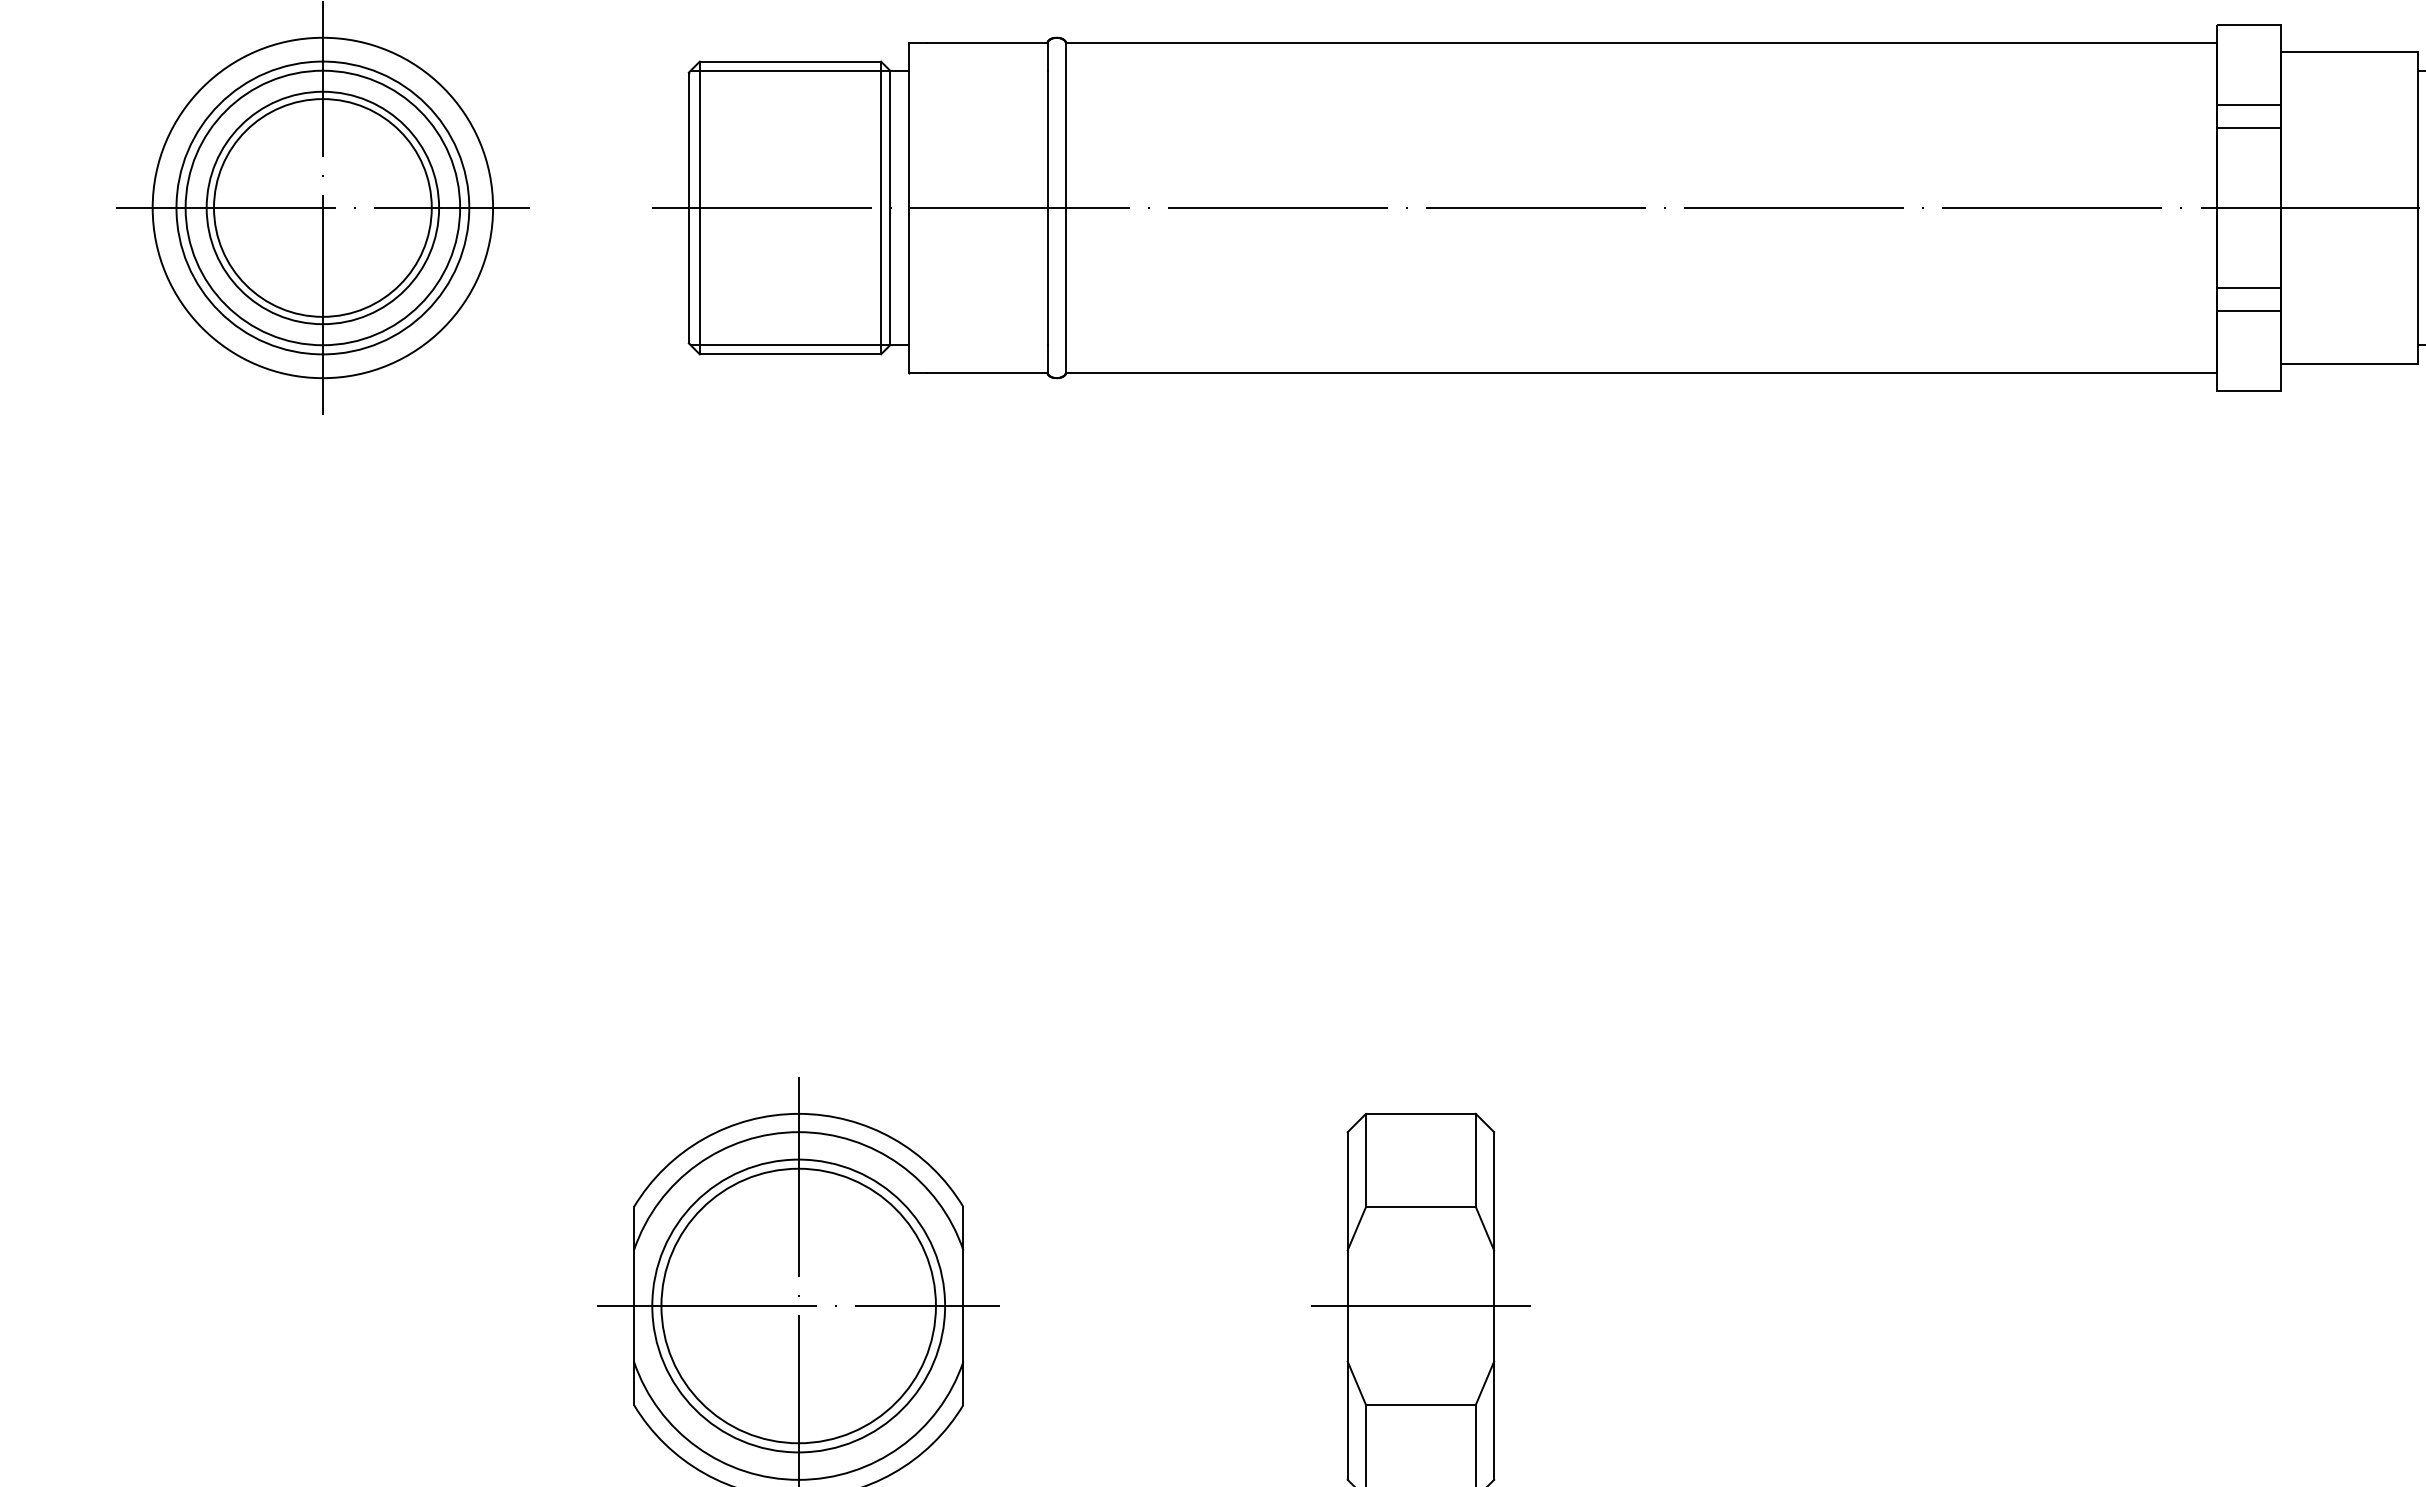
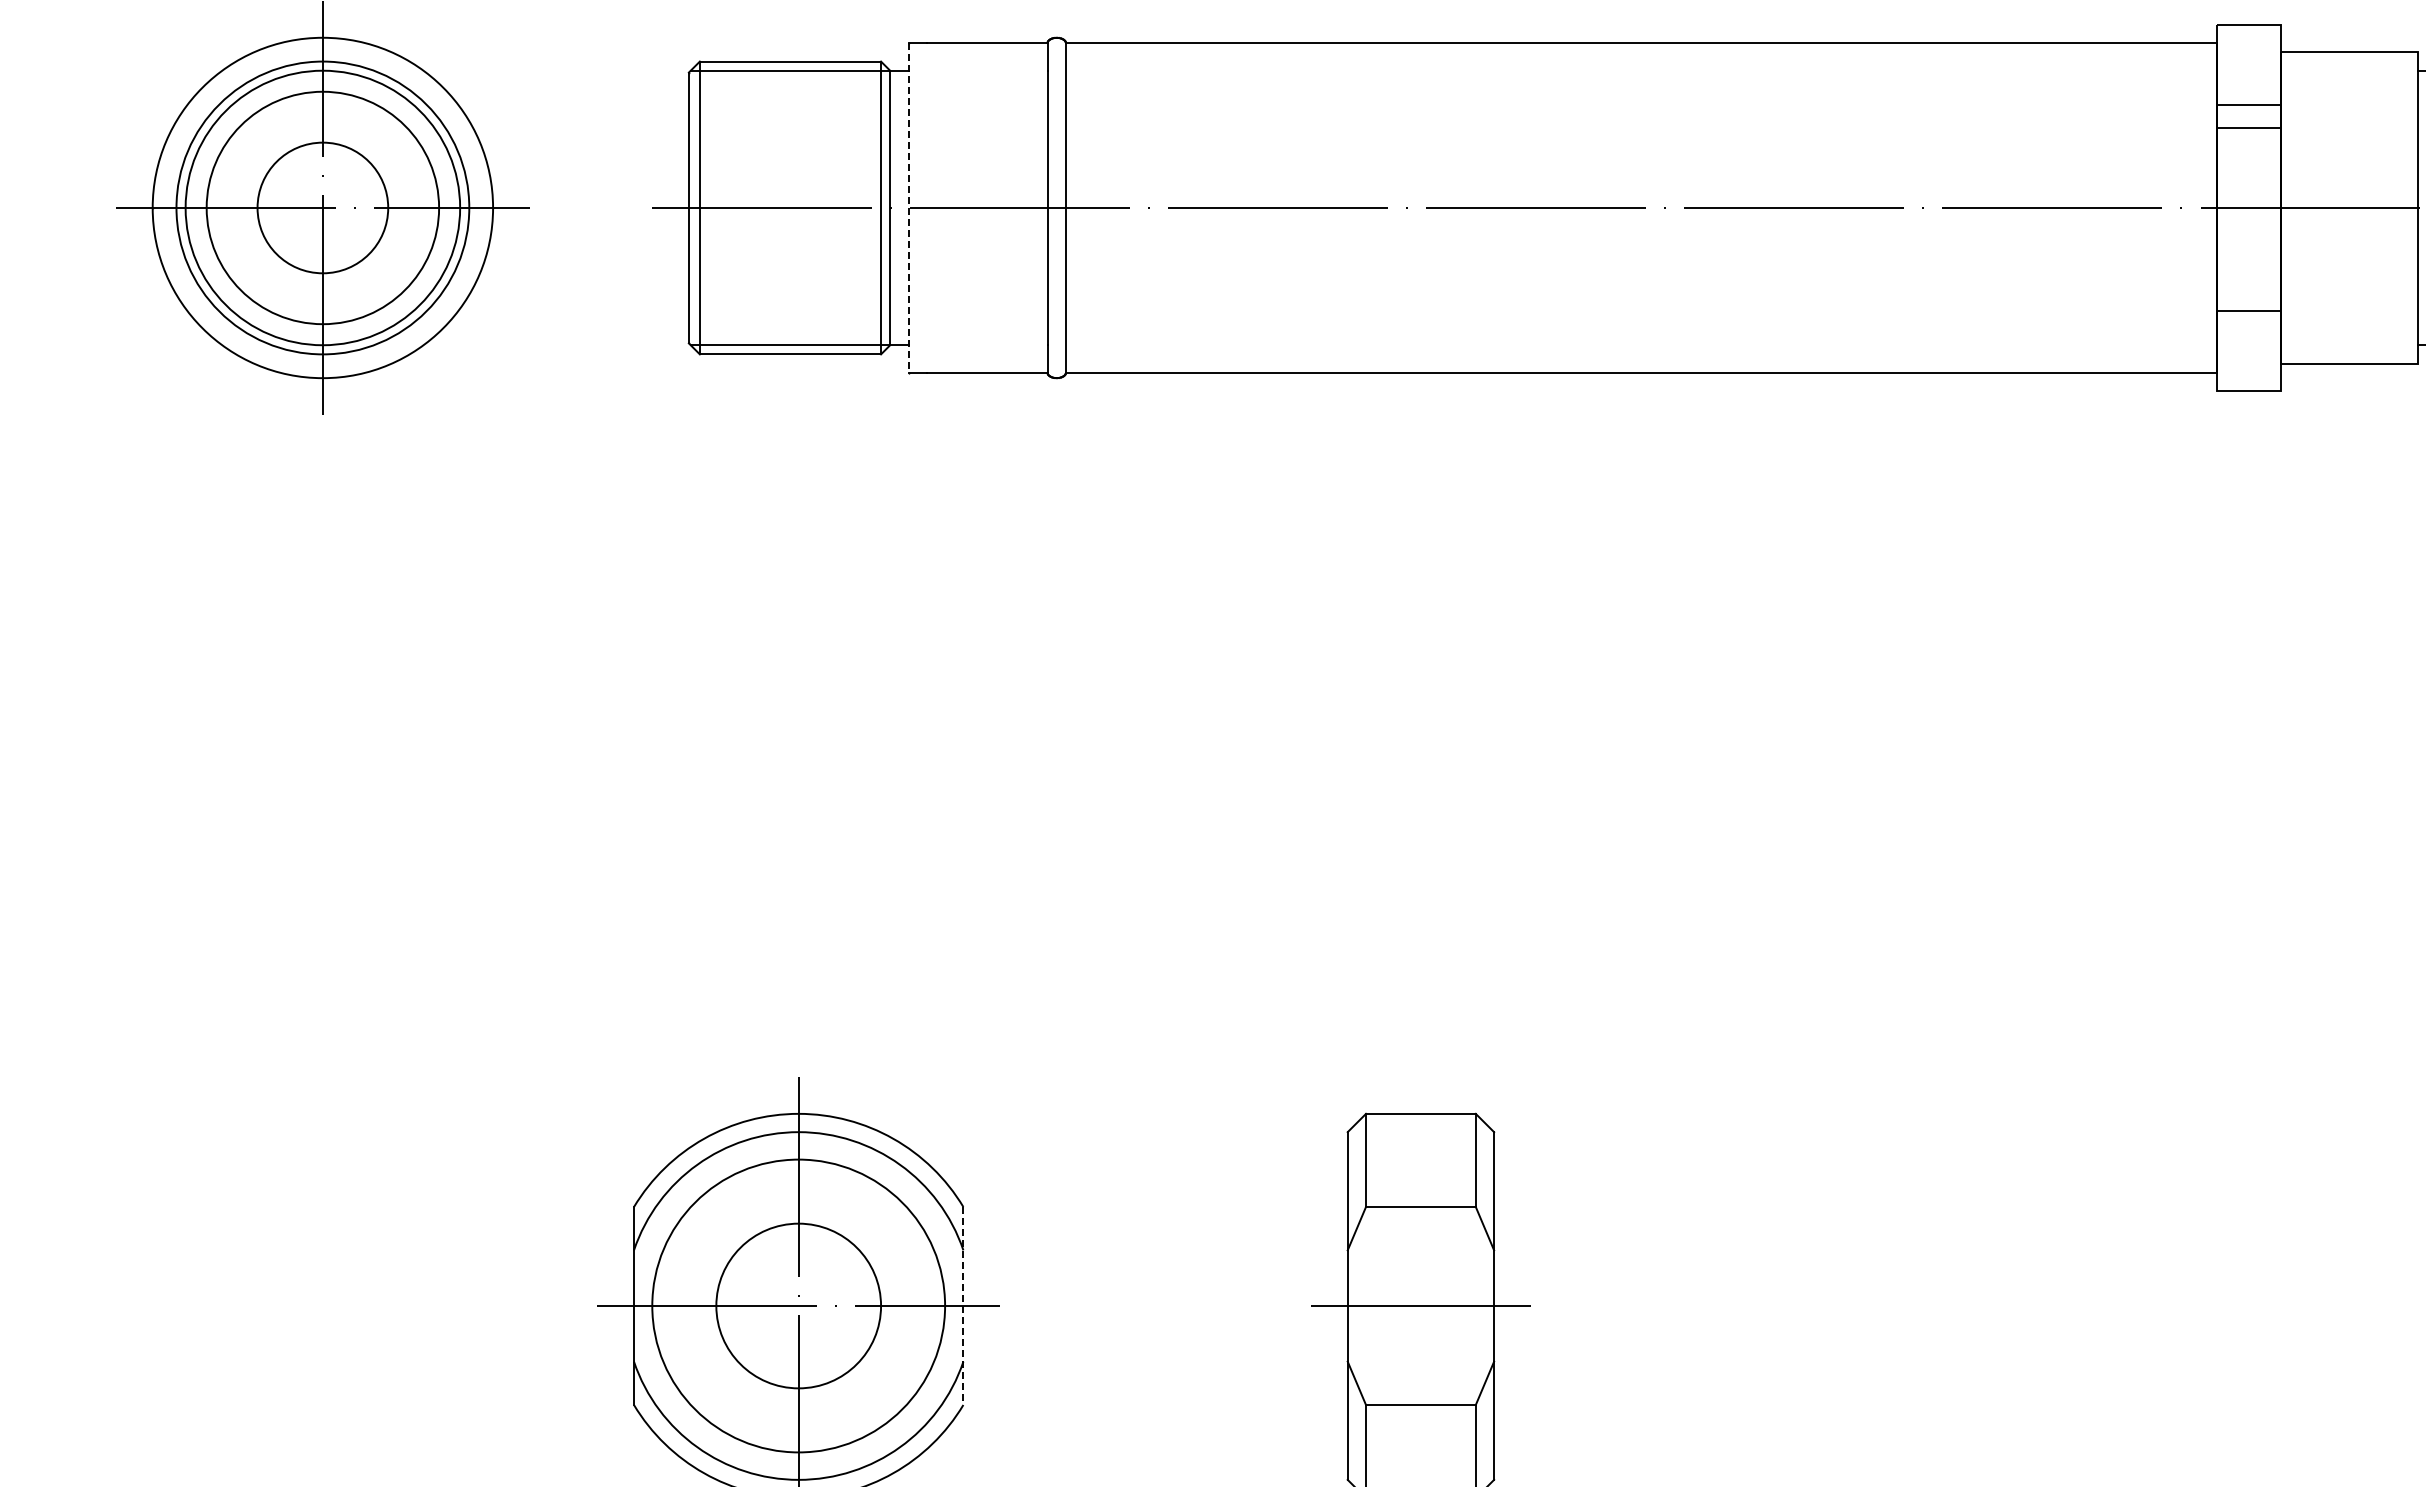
circle diameter: 218 px -> 131 px (322, 207)
line: solid -> dashed (908, 207)
line: present -> none (2248, 287)
circle diameter: 275 px -> 165 px (798, 1305)
line: solid -> dashed (963, 1306)
